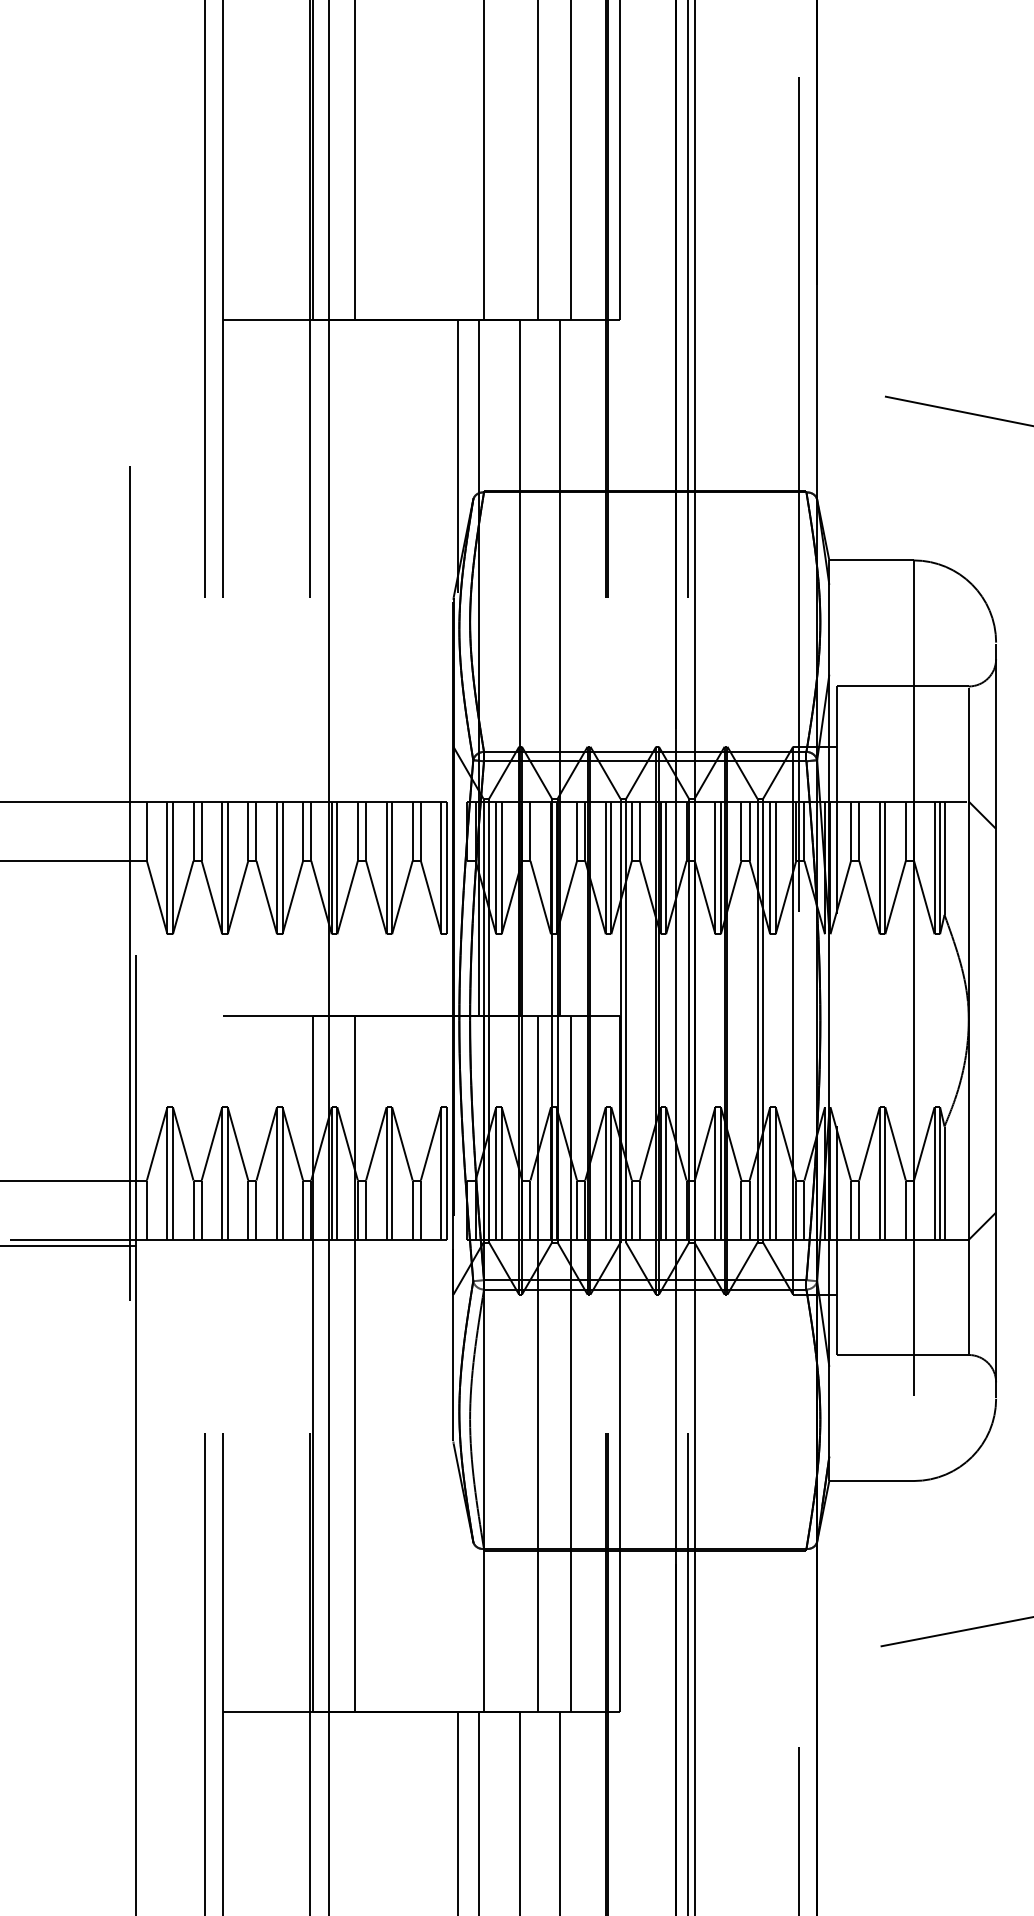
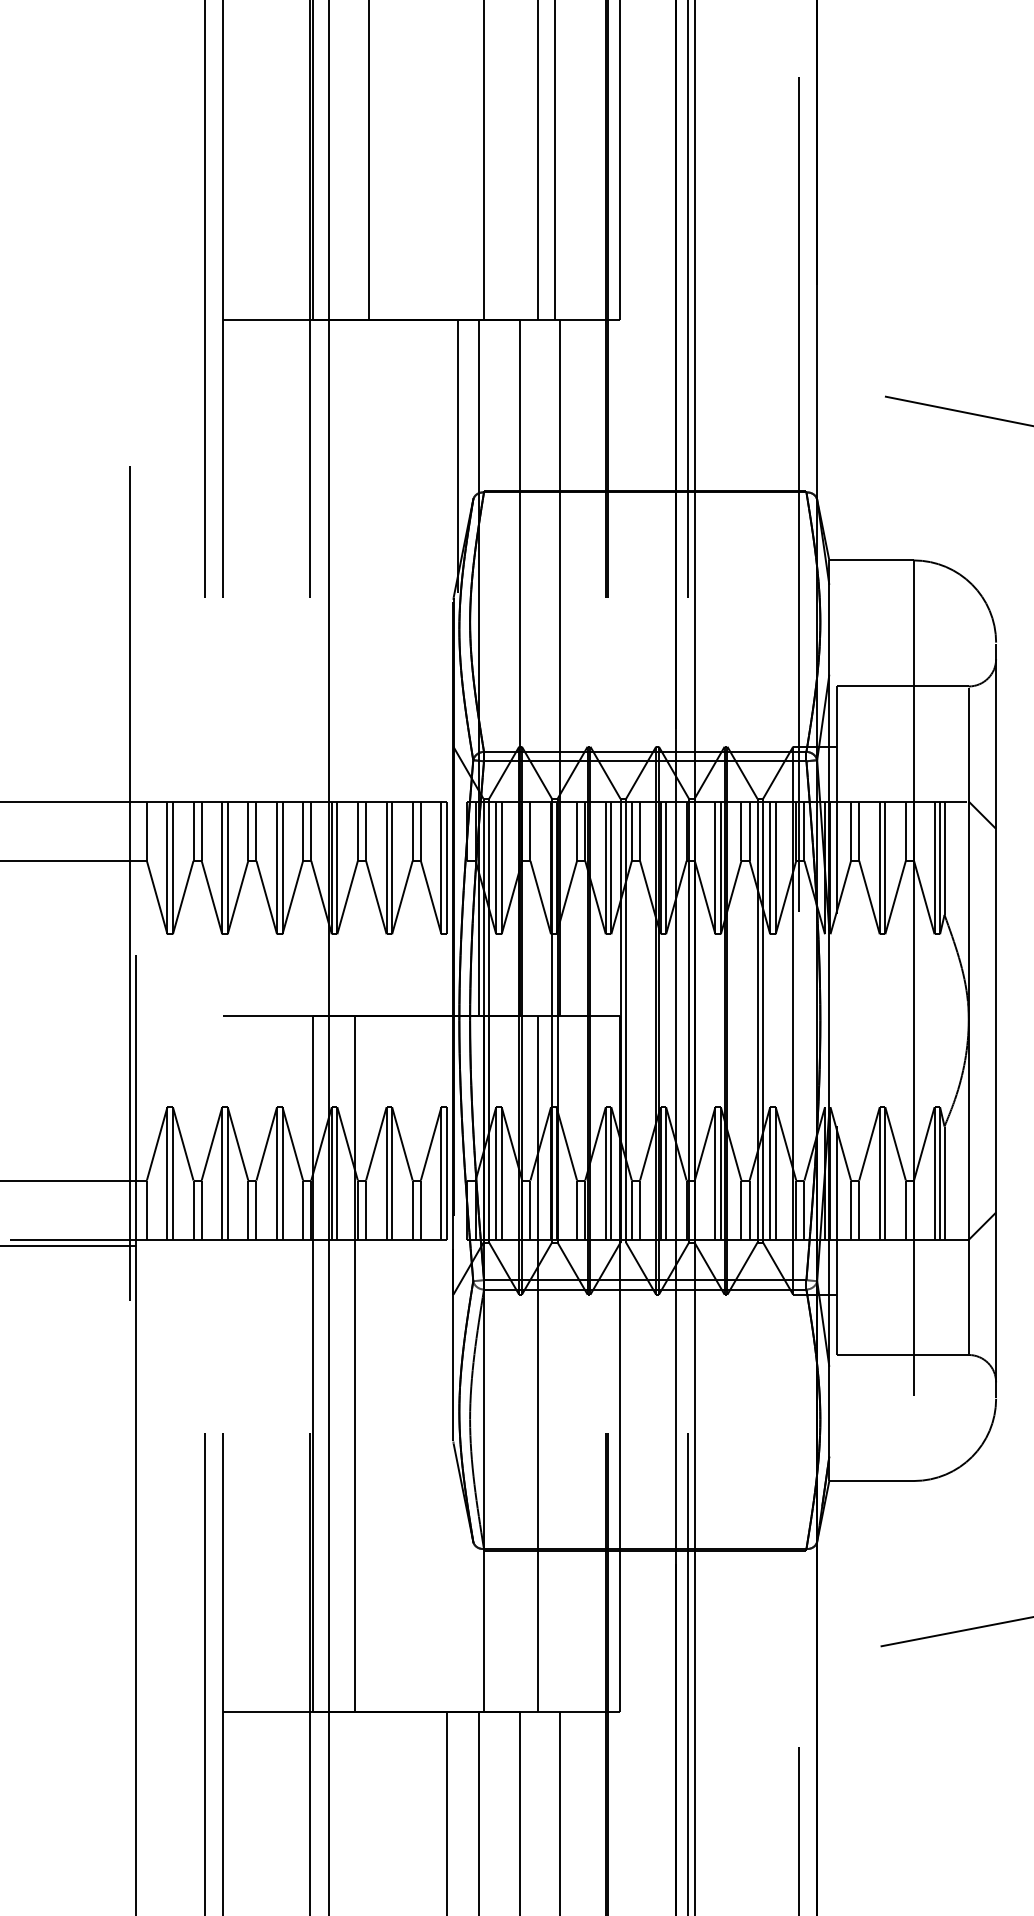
line position: (354, 160) -> (368, 160) (368, 160)
line position: (570, 160) -> (554, 160) (554, 160)
line: present -> none (570, 1363)
line position: (458, 1811) -> (447, 1811) (447, 1811)
